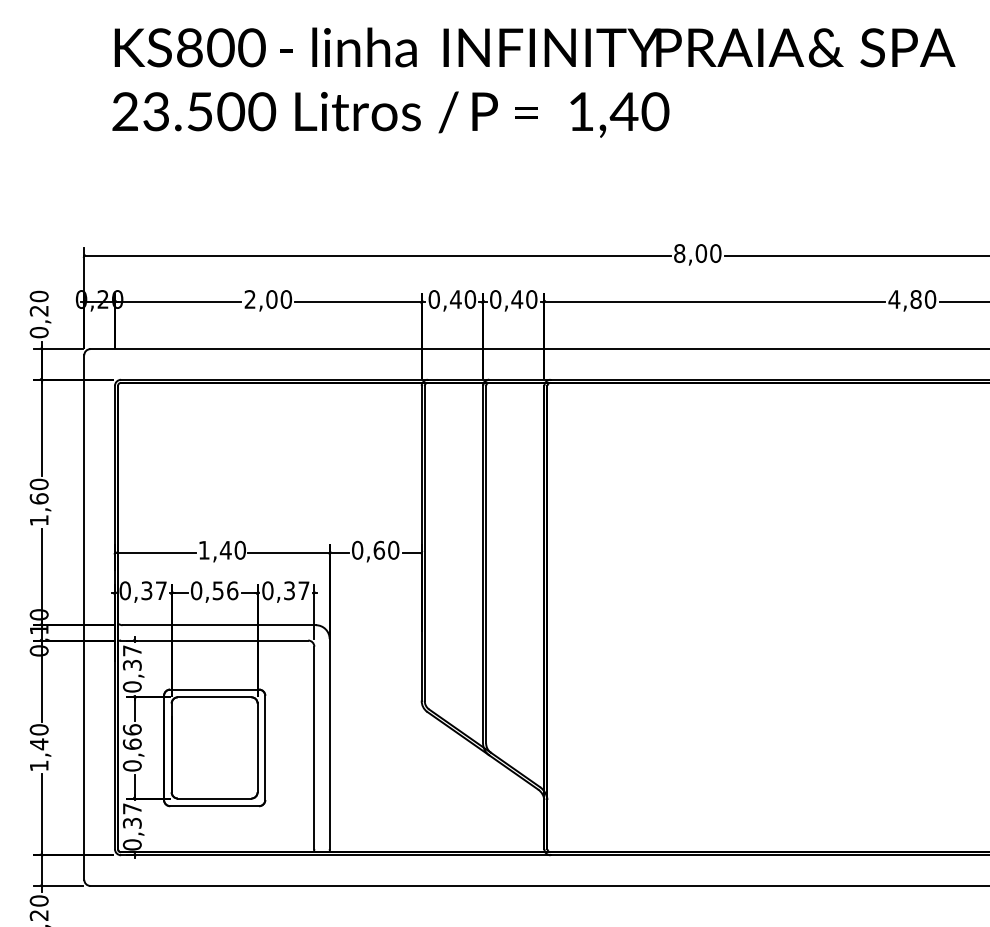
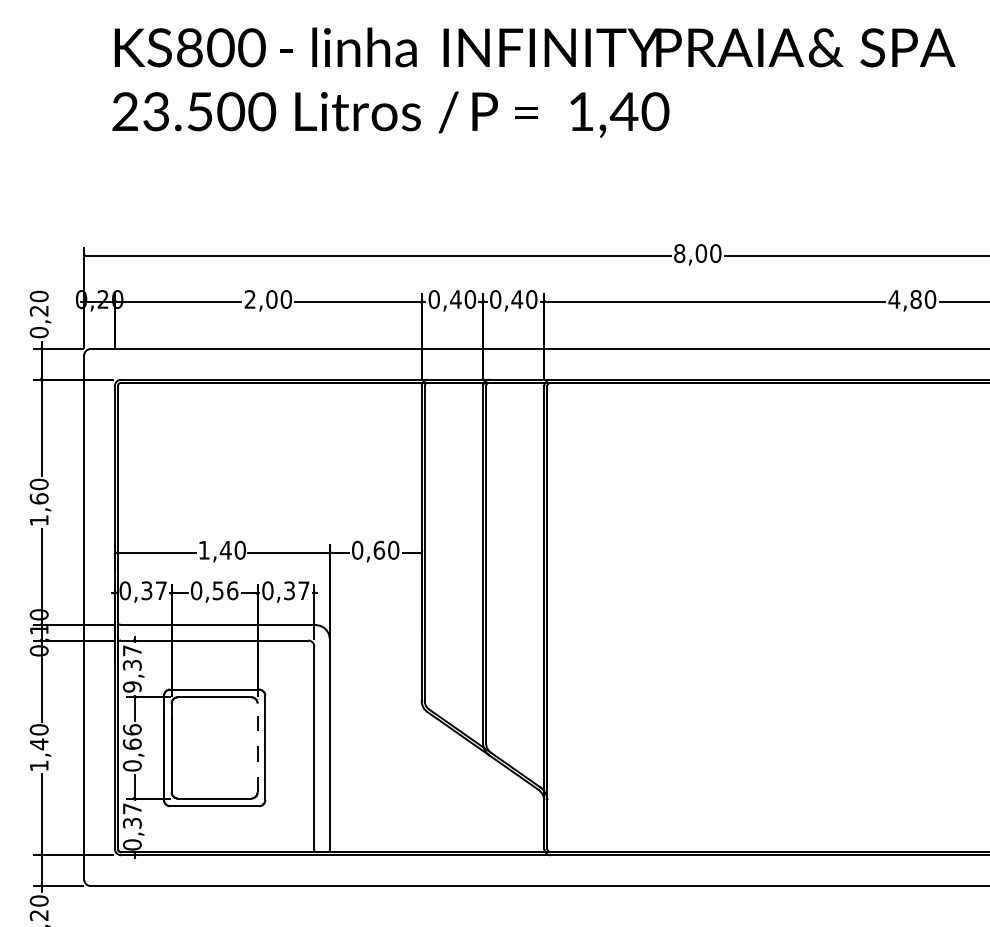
text: 0,37 -> 9,37 (132, 686)
line: solid -> dashed (257, 747)
